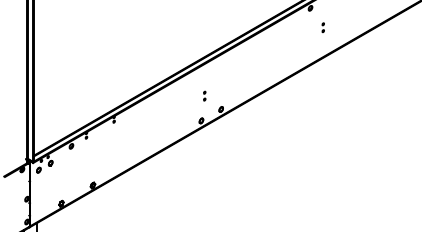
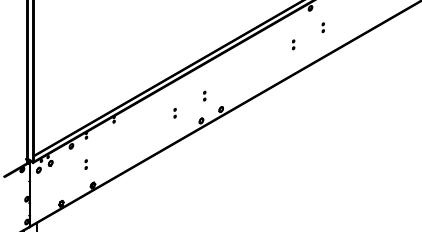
part: none -> present (293, 44)
part: none -> present (174, 112)
part: none -> present (85, 164)
